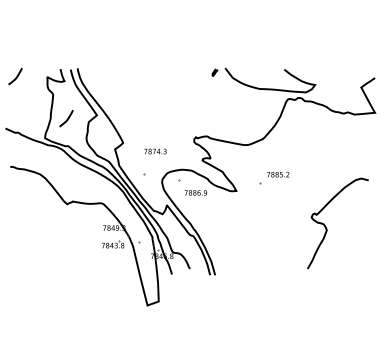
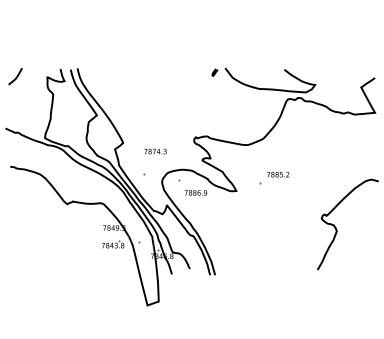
curve: present -> none (67, 118)
curve position: (327, 228) -> (337, 229) (337, 229)
